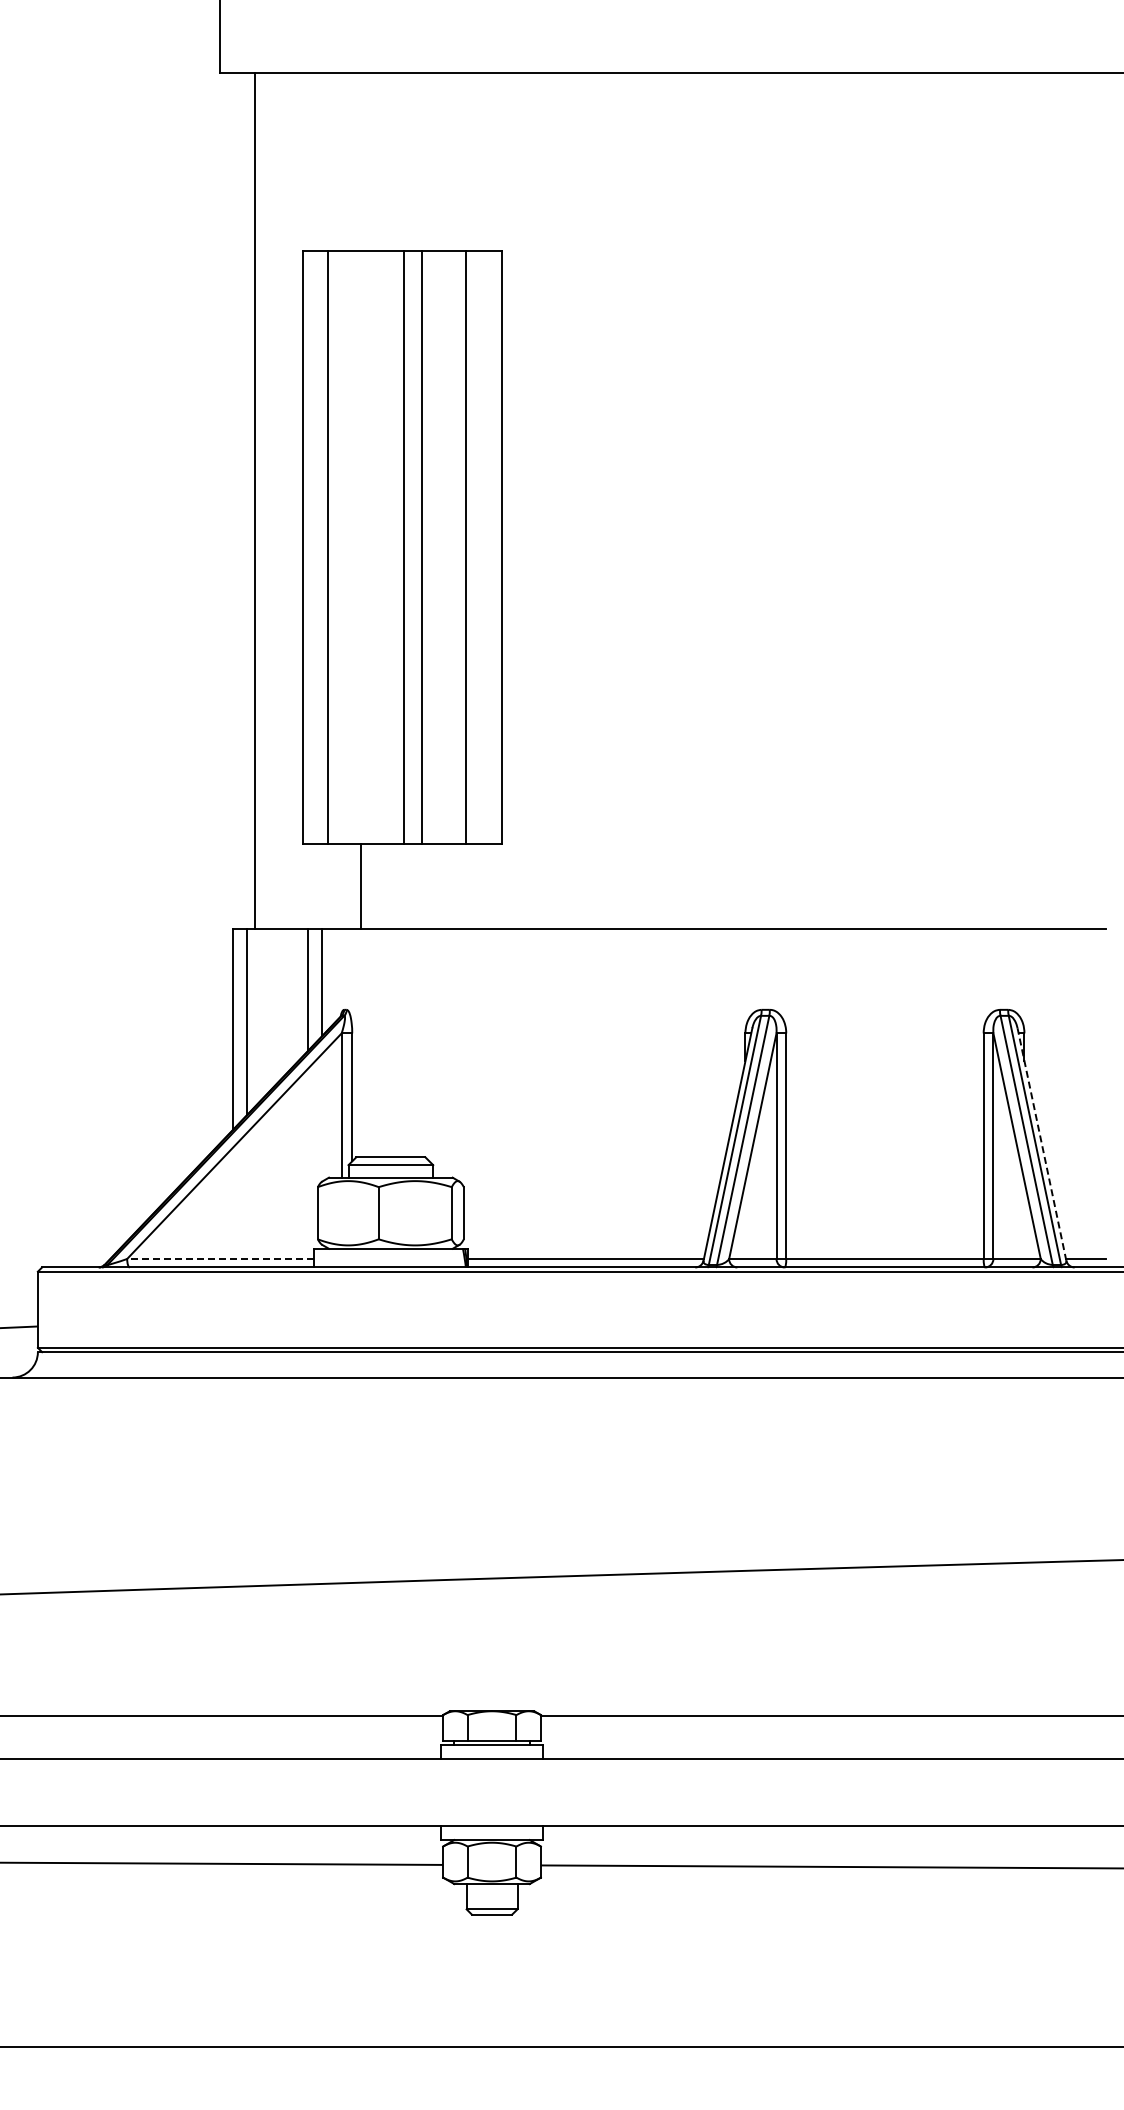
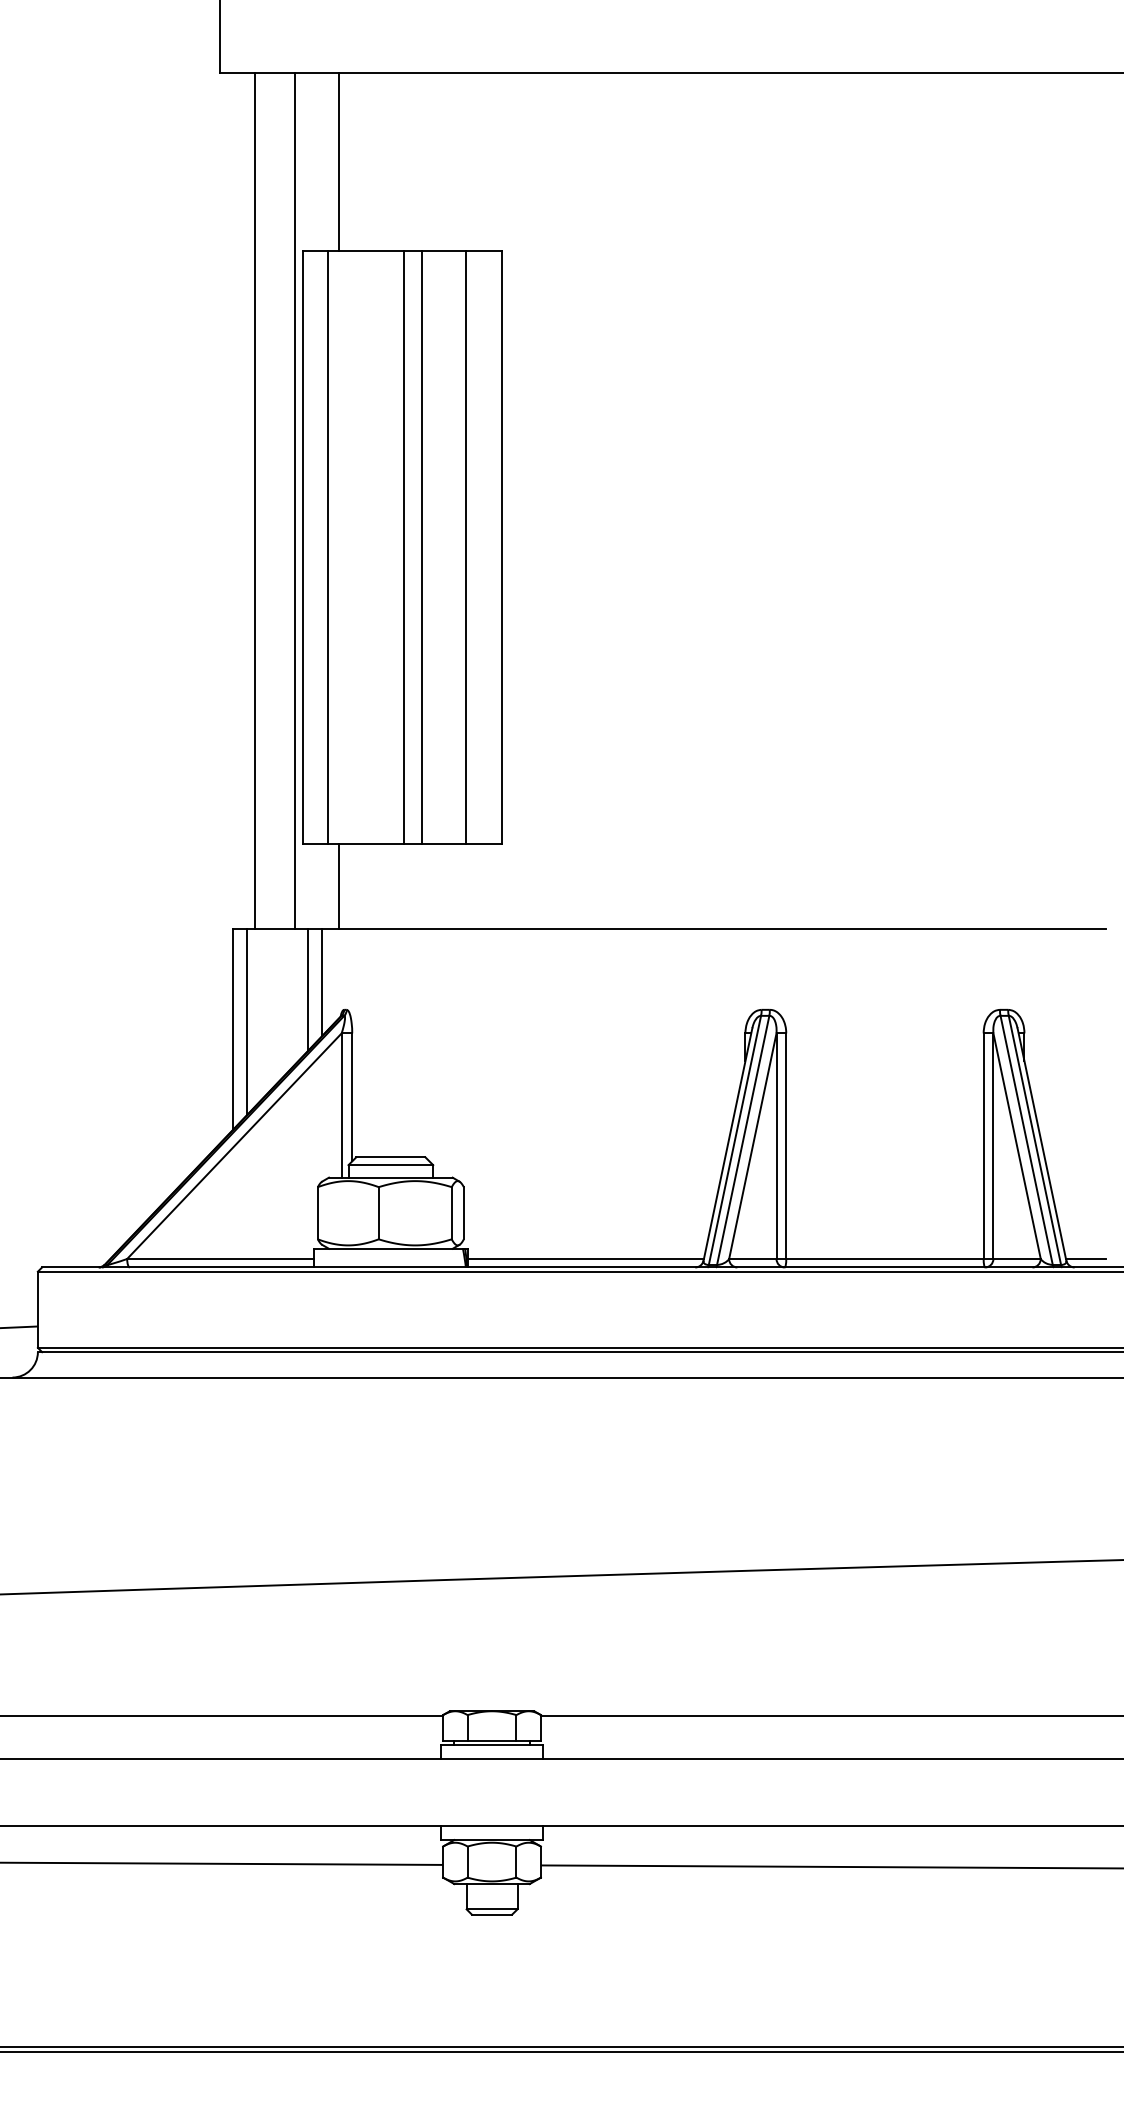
line: none -> present (338, 162)
line: none -> present (295, 500)
line position: (360, 885) -> (338, 885) (338, 885)
line: dashed -> solid (1041, 1144)
line: dashed -> solid (220, 1258)
line: none -> present (561, 2052)
